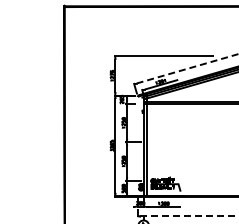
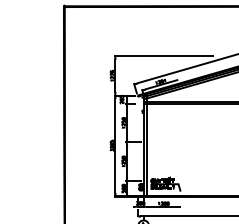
line: dashed -> solid (188, 68)
line: dashed -> solid (189, 216)
